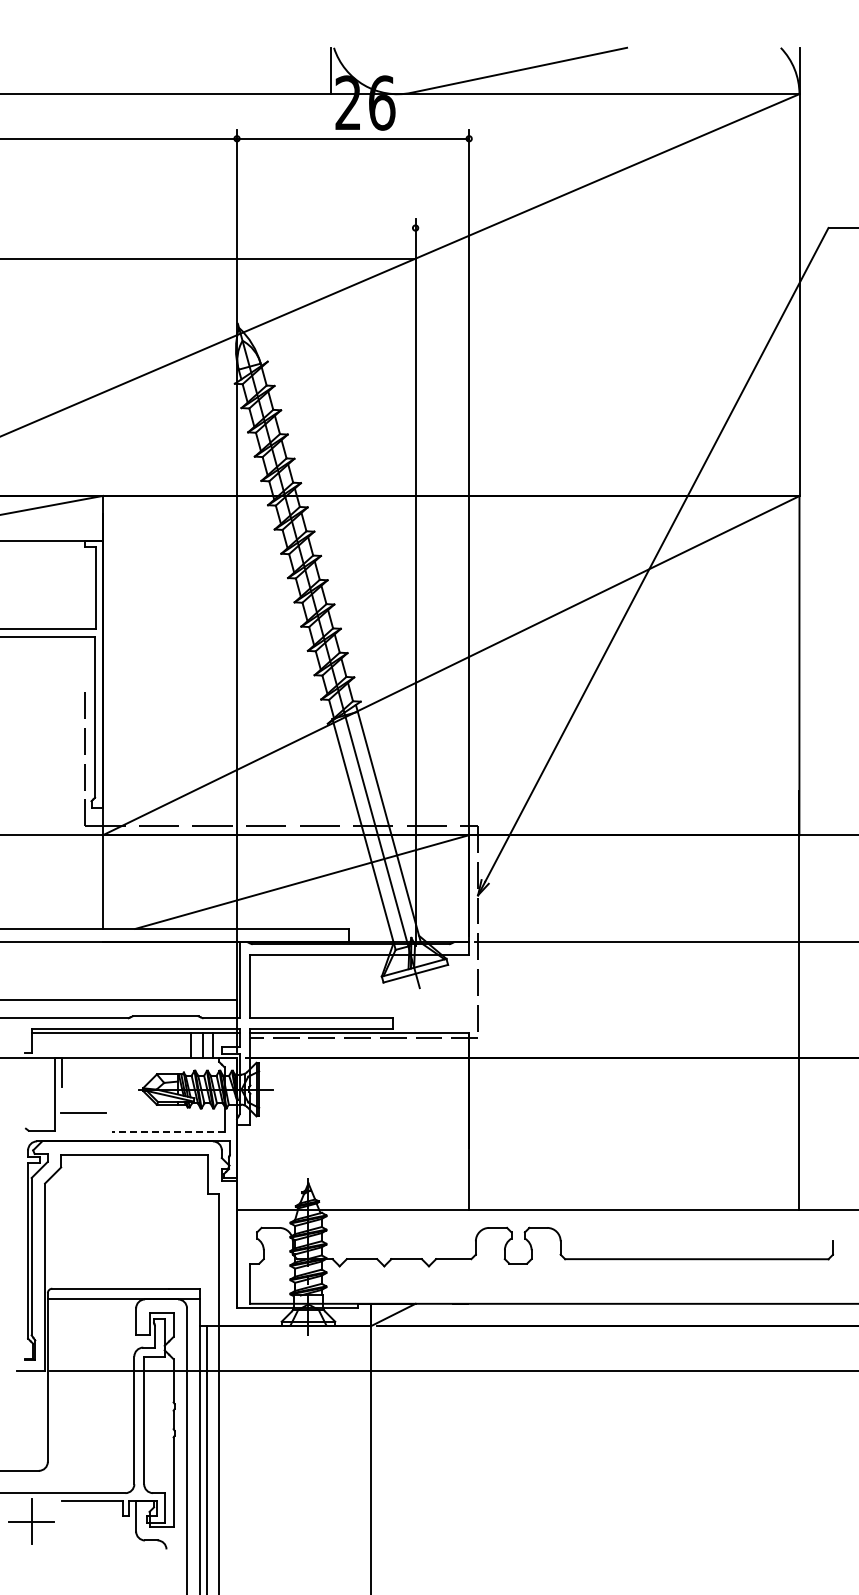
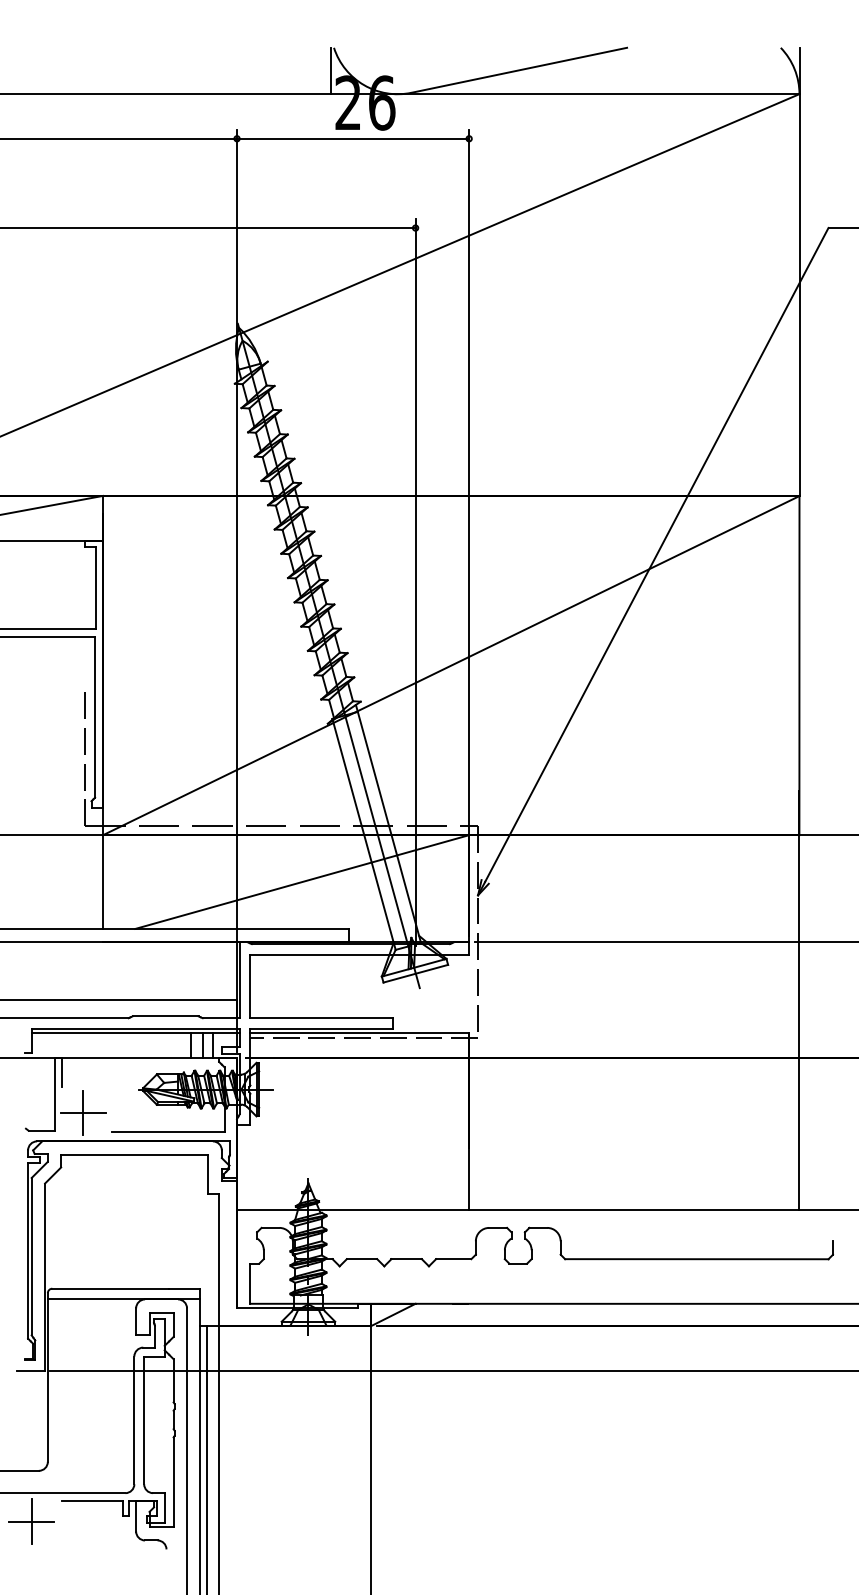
line position: (208, 259) -> (208, 228) (208, 228)
line: none -> present (83, 1112)
line: dashed -> solid (167, 1131)
